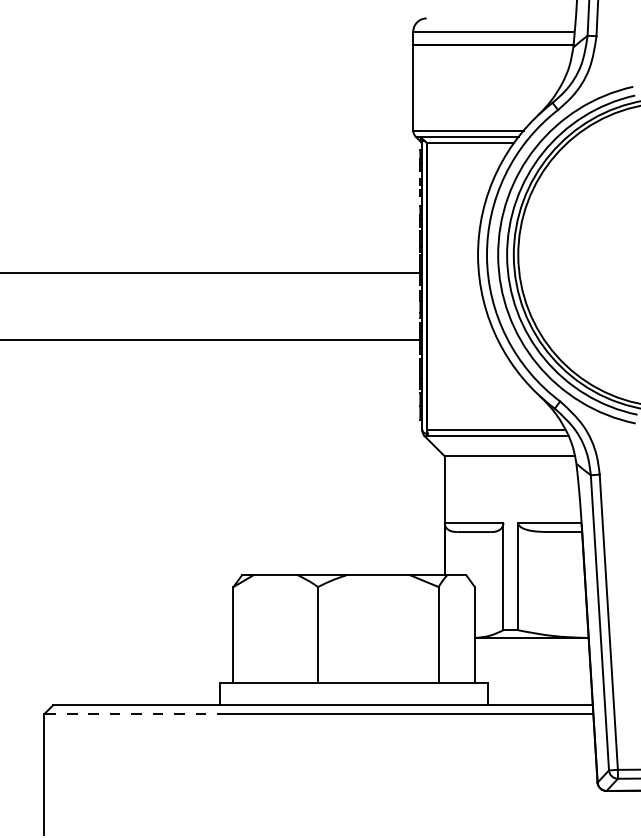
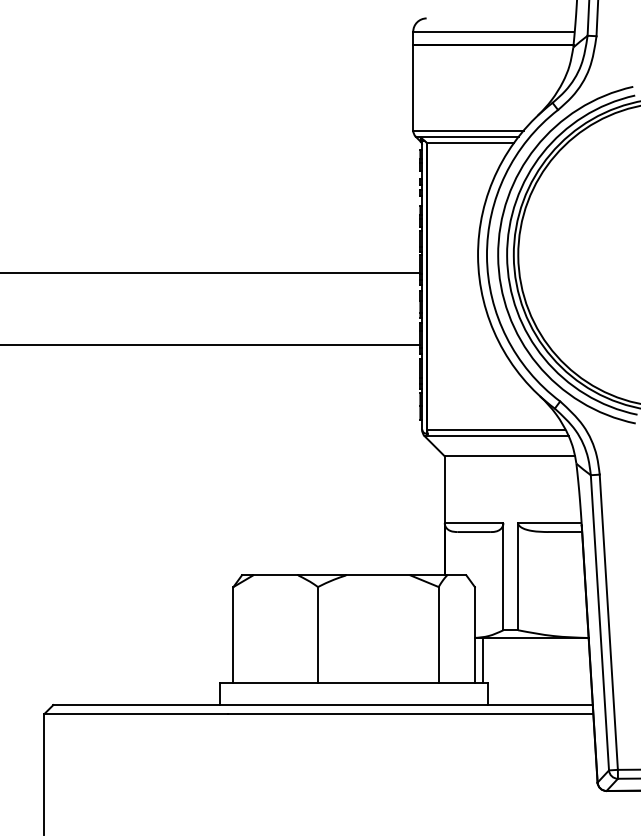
line position: (211, 339) -> (211, 344) (211, 344)
line: none -> present (482, 660)
line: dashed -> solid (136, 714)
